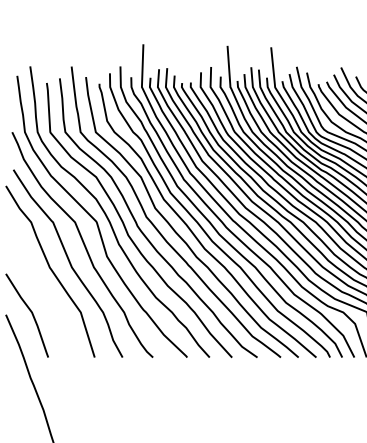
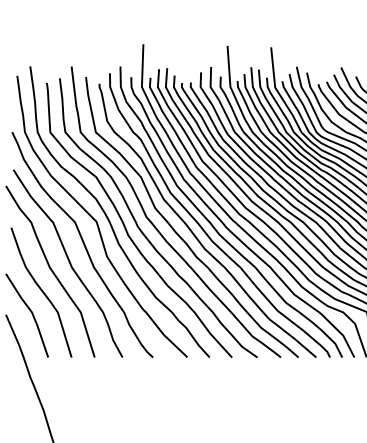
curve: none -> present (41, 291)
